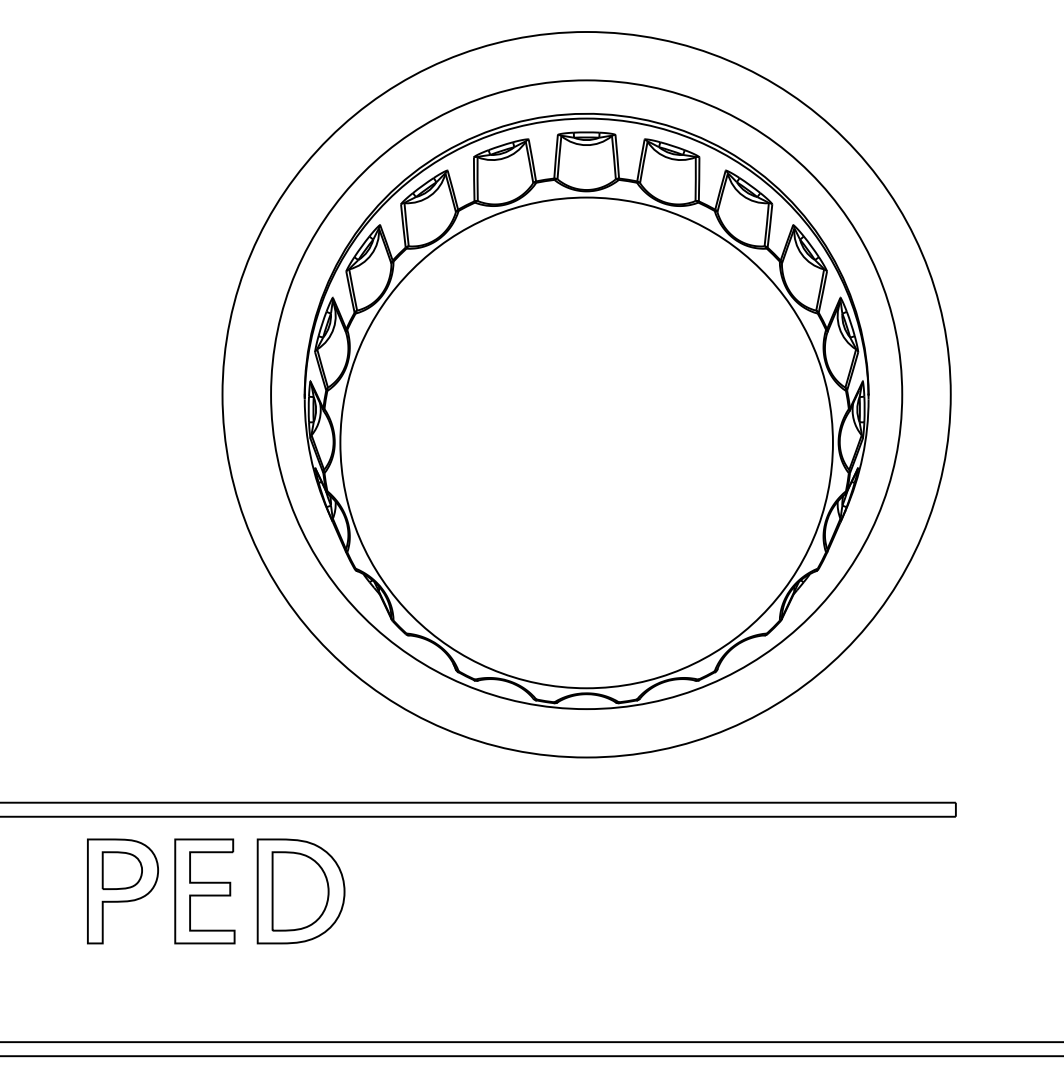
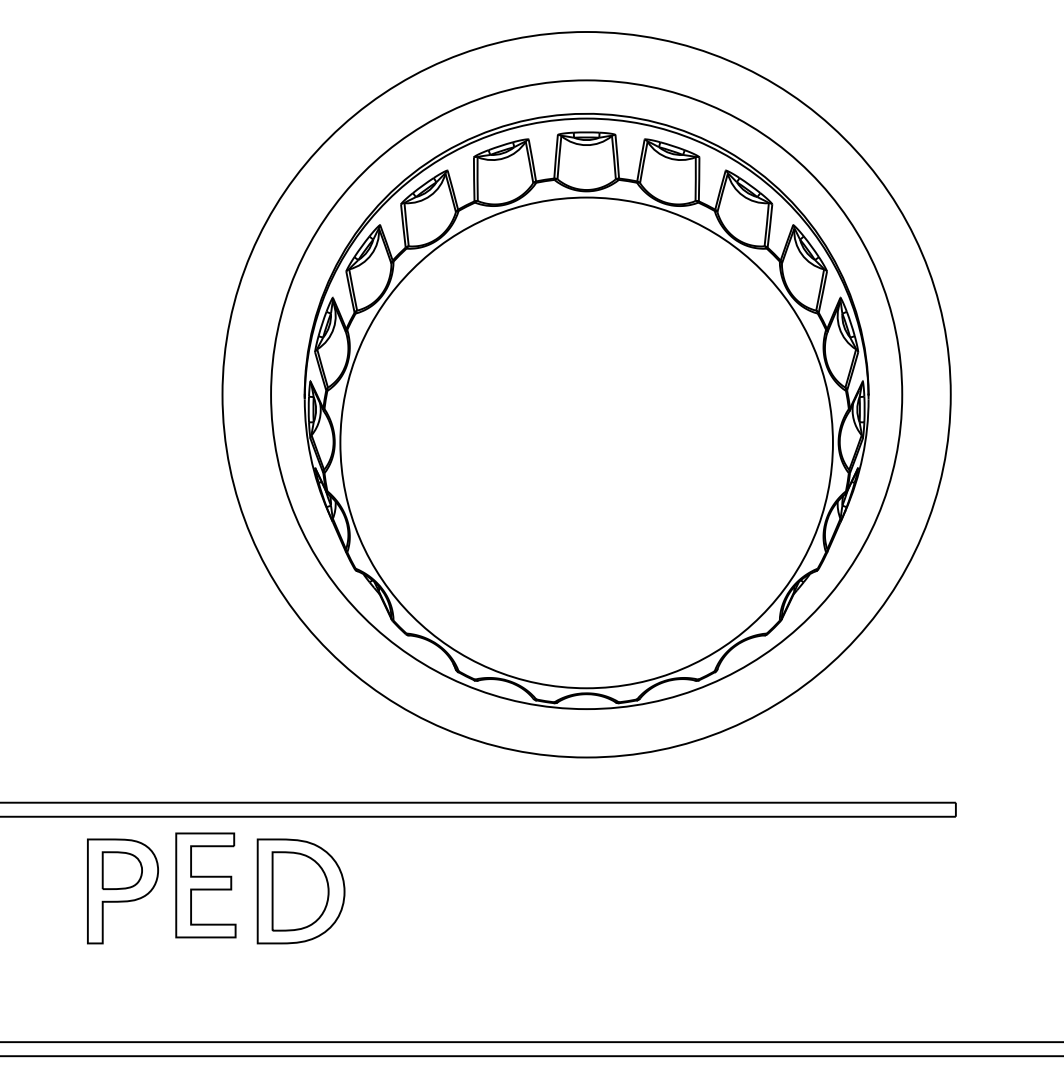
part position: (204, 891) -> (205, 885) (205, 885)
